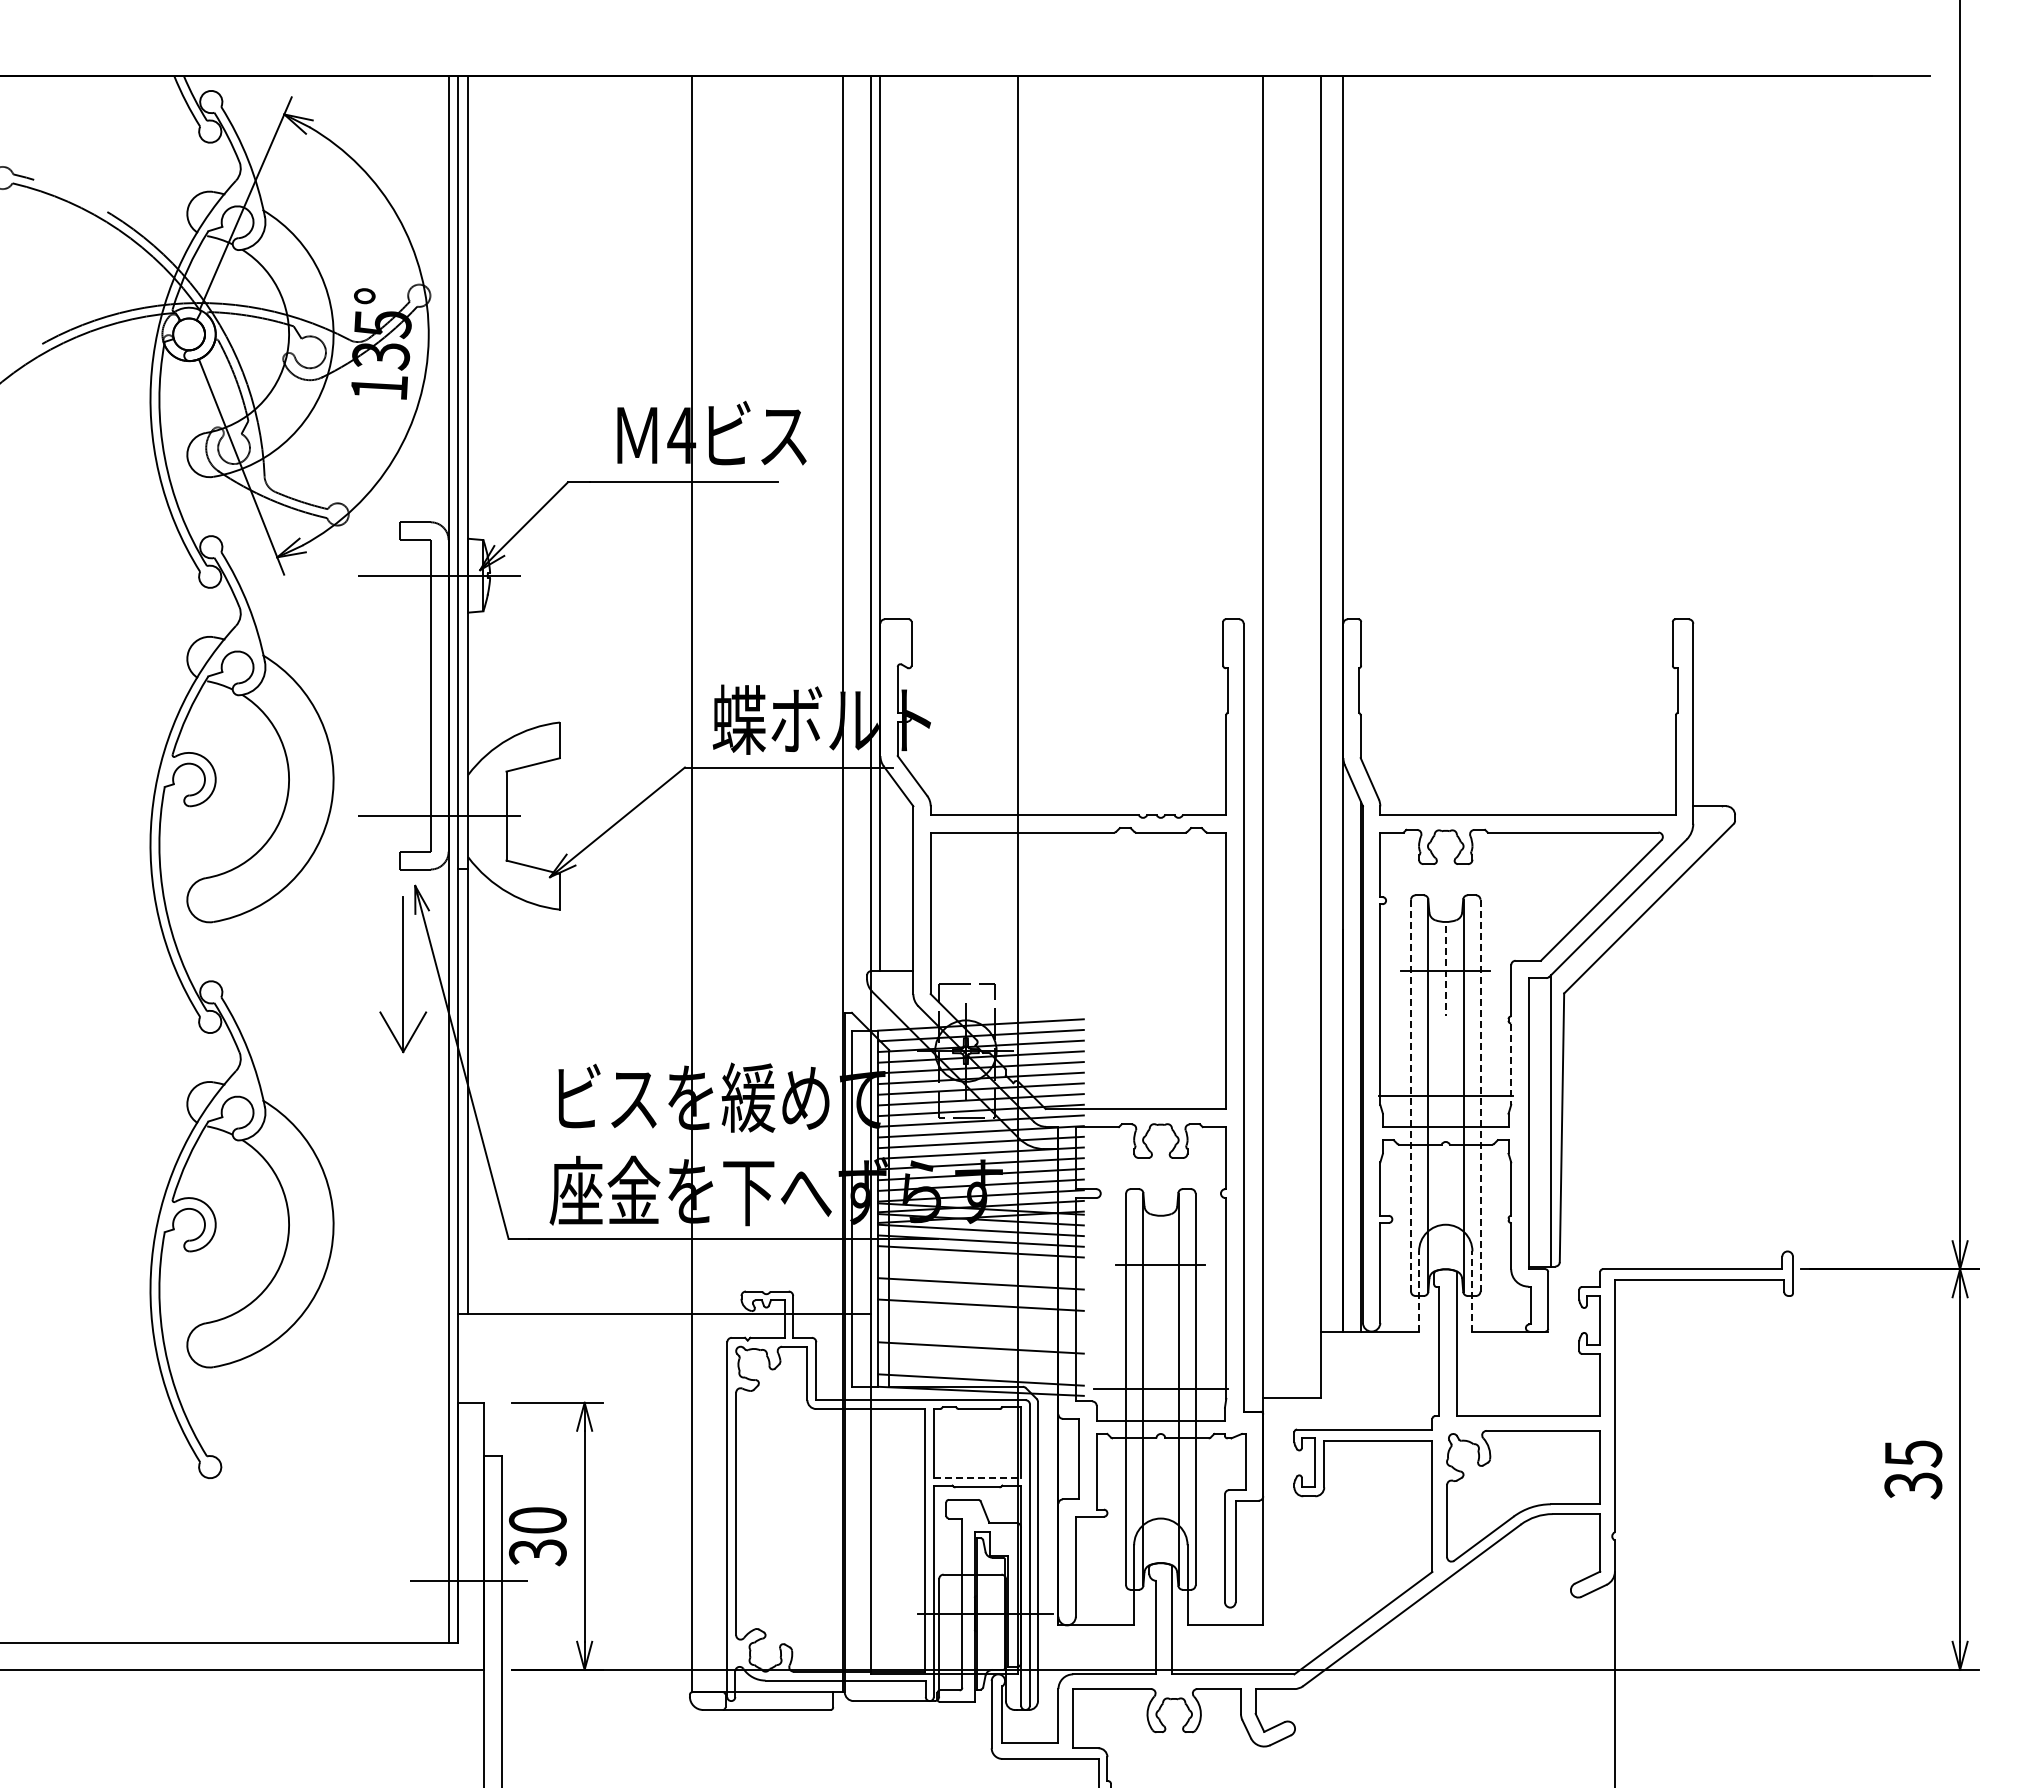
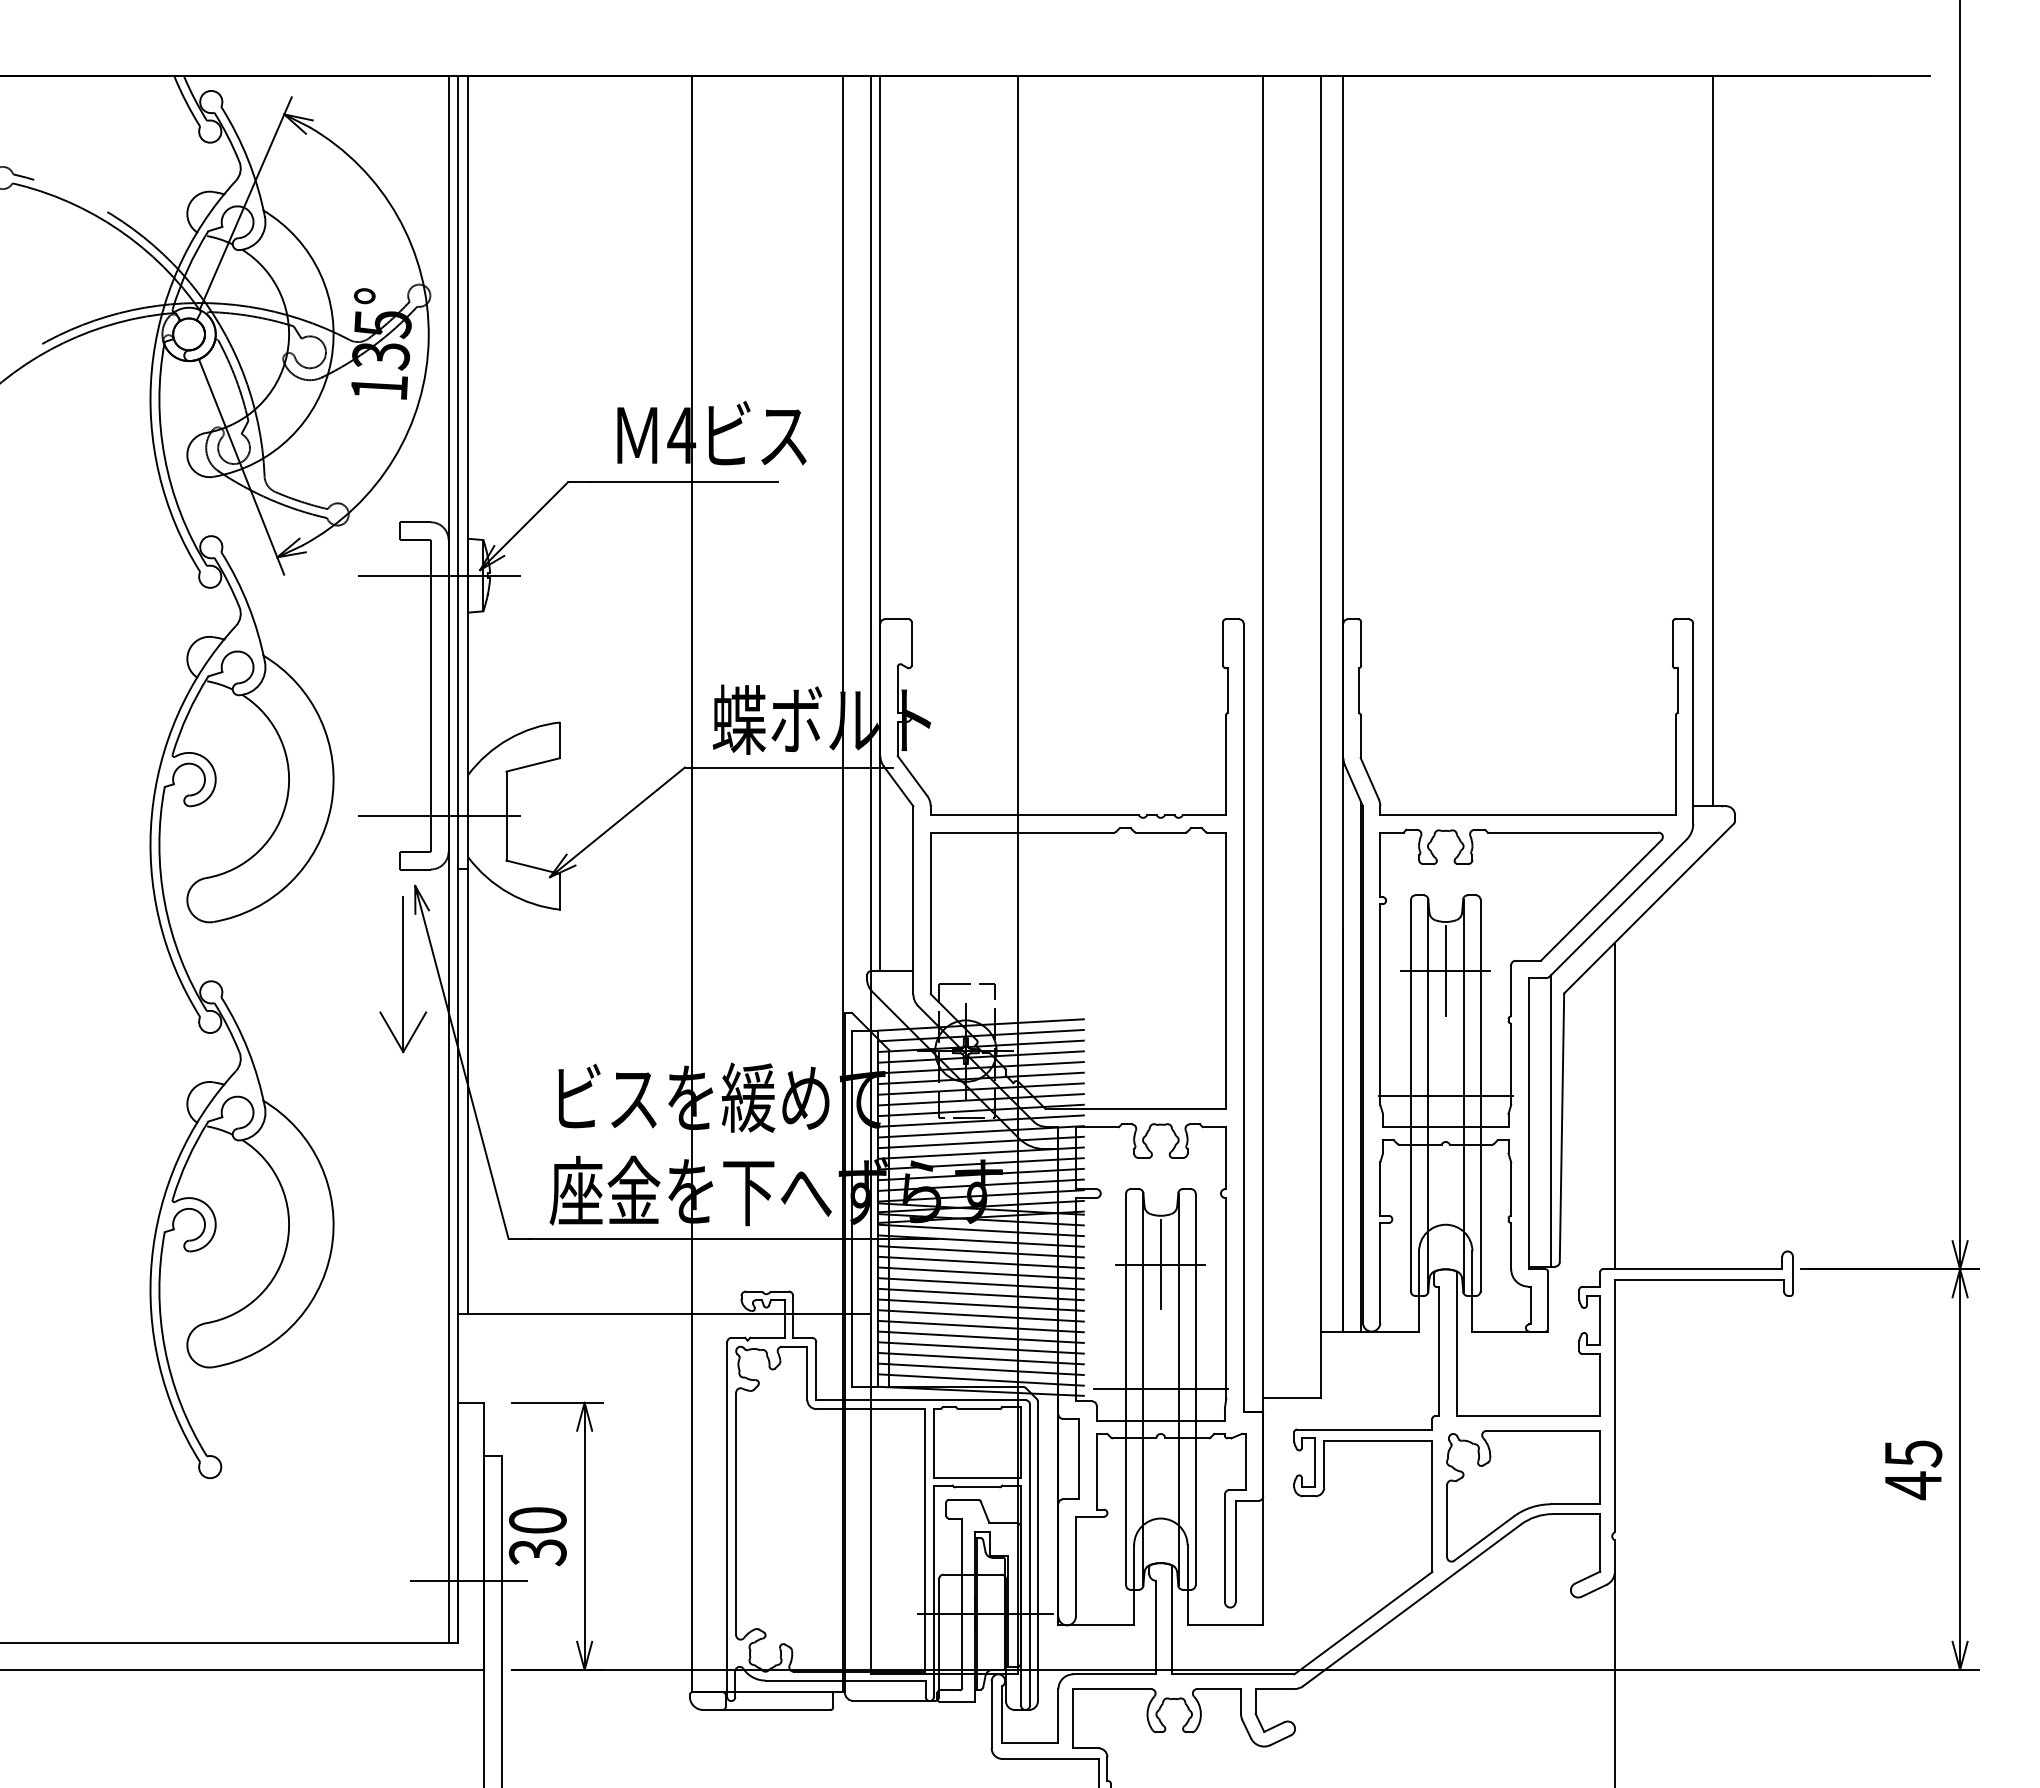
line: none -> present (1712, 440)
line: dashed -> solid (1445, 971)
line: dashed -> solid (1511, 1064)
line: dashed -> solid (1411, 1095)
line: dashed -> solid (1480, 1095)
line: none -> present (1614, 1105)
line: none -> present (980, 1262)
line: none -> present (1160, 1264)
line: none -> present (980, 1272)
line: dashed -> solid (1419, 1291)
line: dashed -> solid (1472, 1291)
line: none -> present (980, 1294)
line: none -> present (980, 1315)
line: none -> present (980, 1326)
line: none -> present (980, 1336)
line: none -> present (980, 1358)
line: none -> present (980, 1369)
line: dashed -> solid (977, 1478)
text: 35 -> 45 (1913, 1485)
